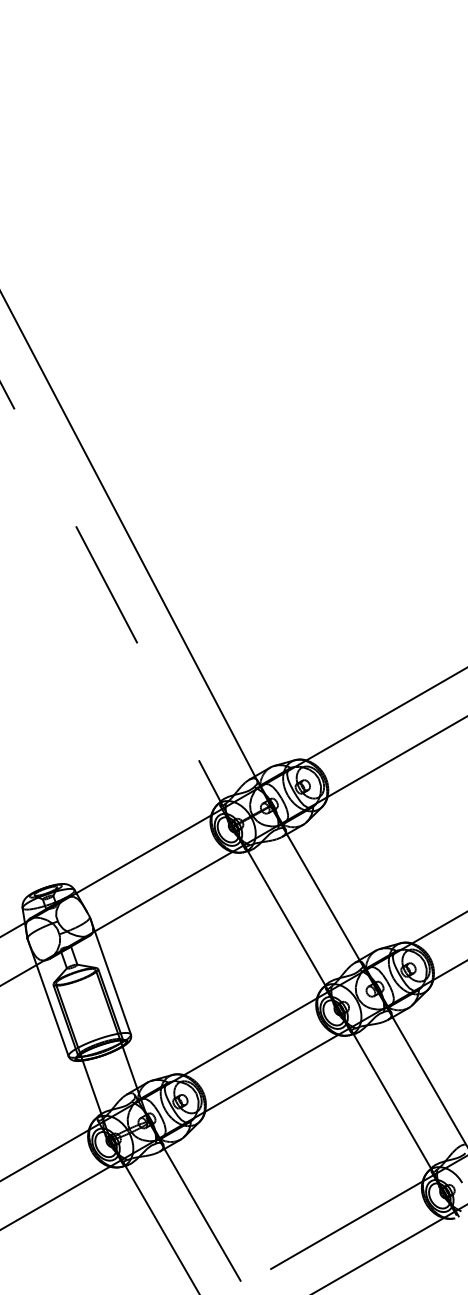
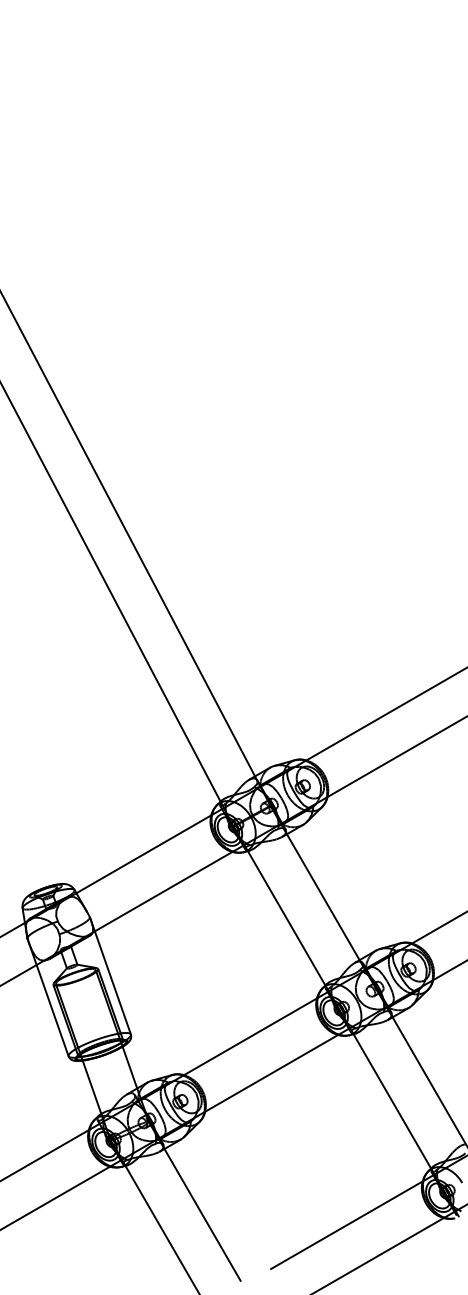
line: dashed -> solid (110, 591)
